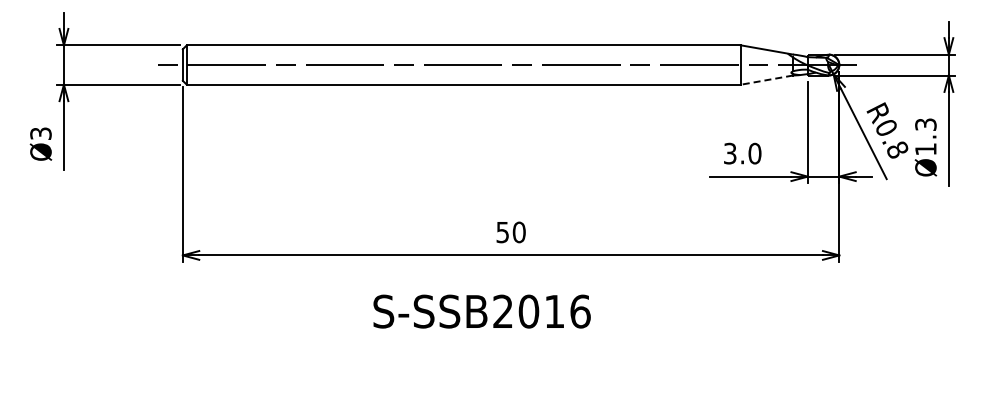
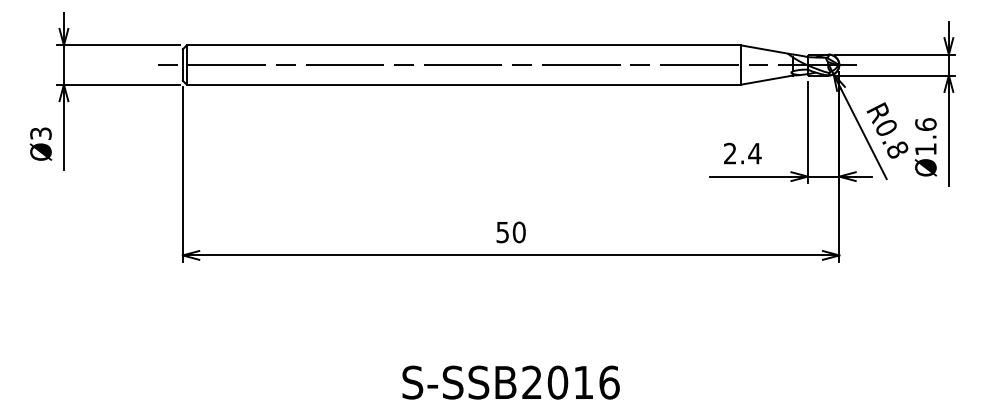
line: dashed -> solid (766, 80)
text: Ø1.3 -> Ø1.6 (925, 124)
text: 3.0 -> 2.4 (742, 153)
text position: (481, 311) -> (510, 382) (510, 382)
